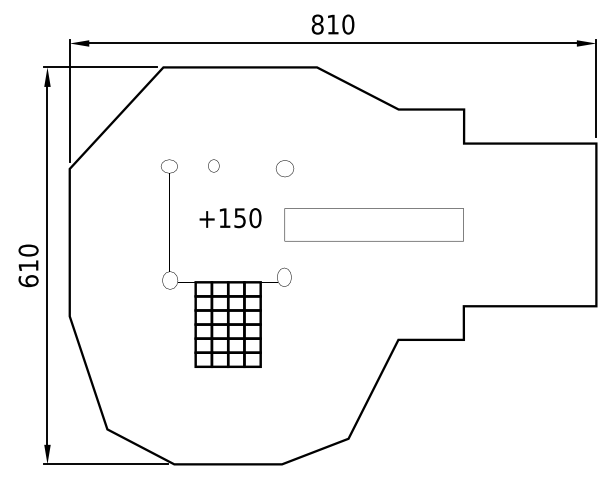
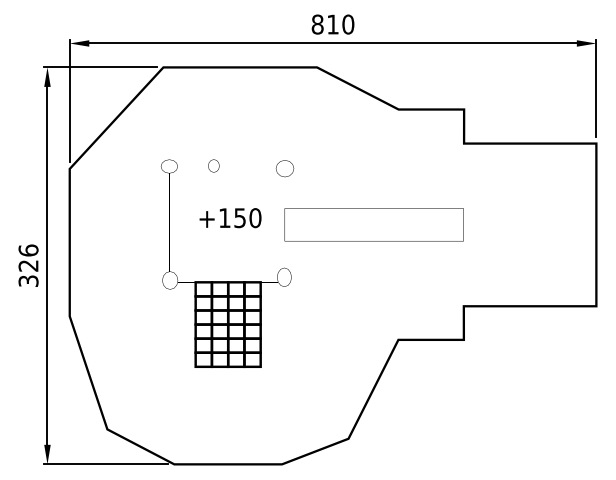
text: 610 -> 326 (28, 265)
